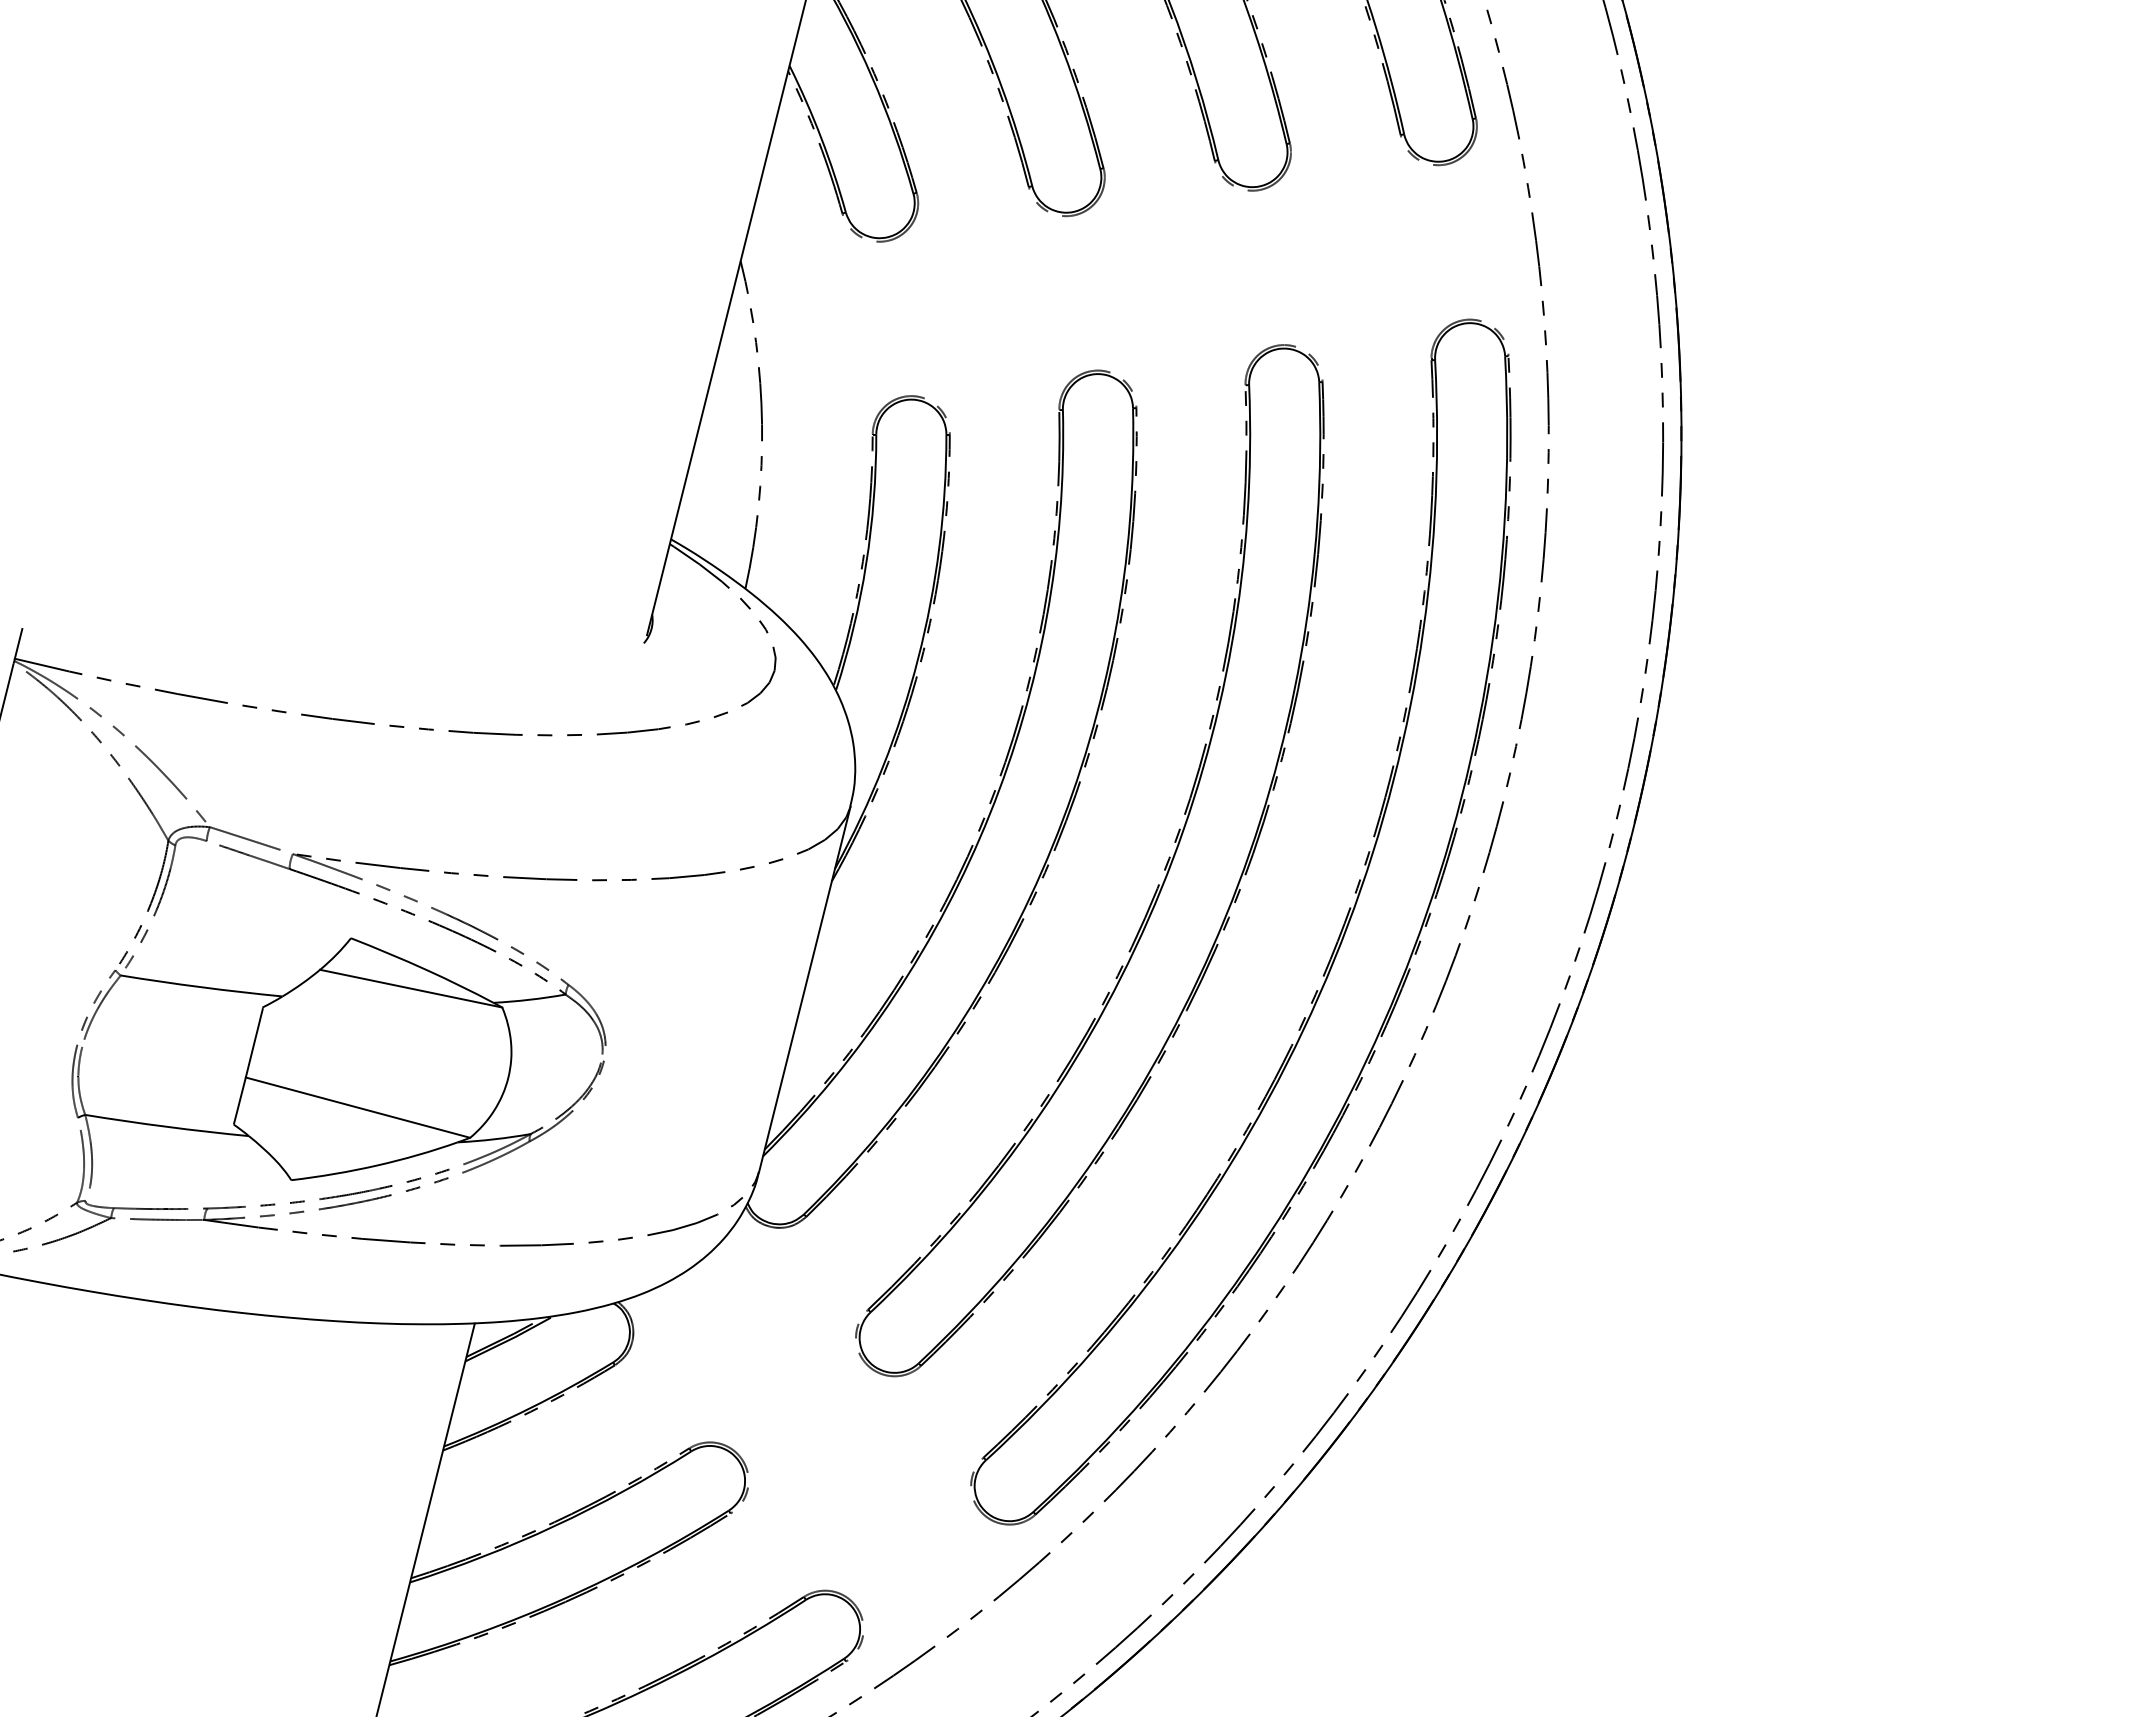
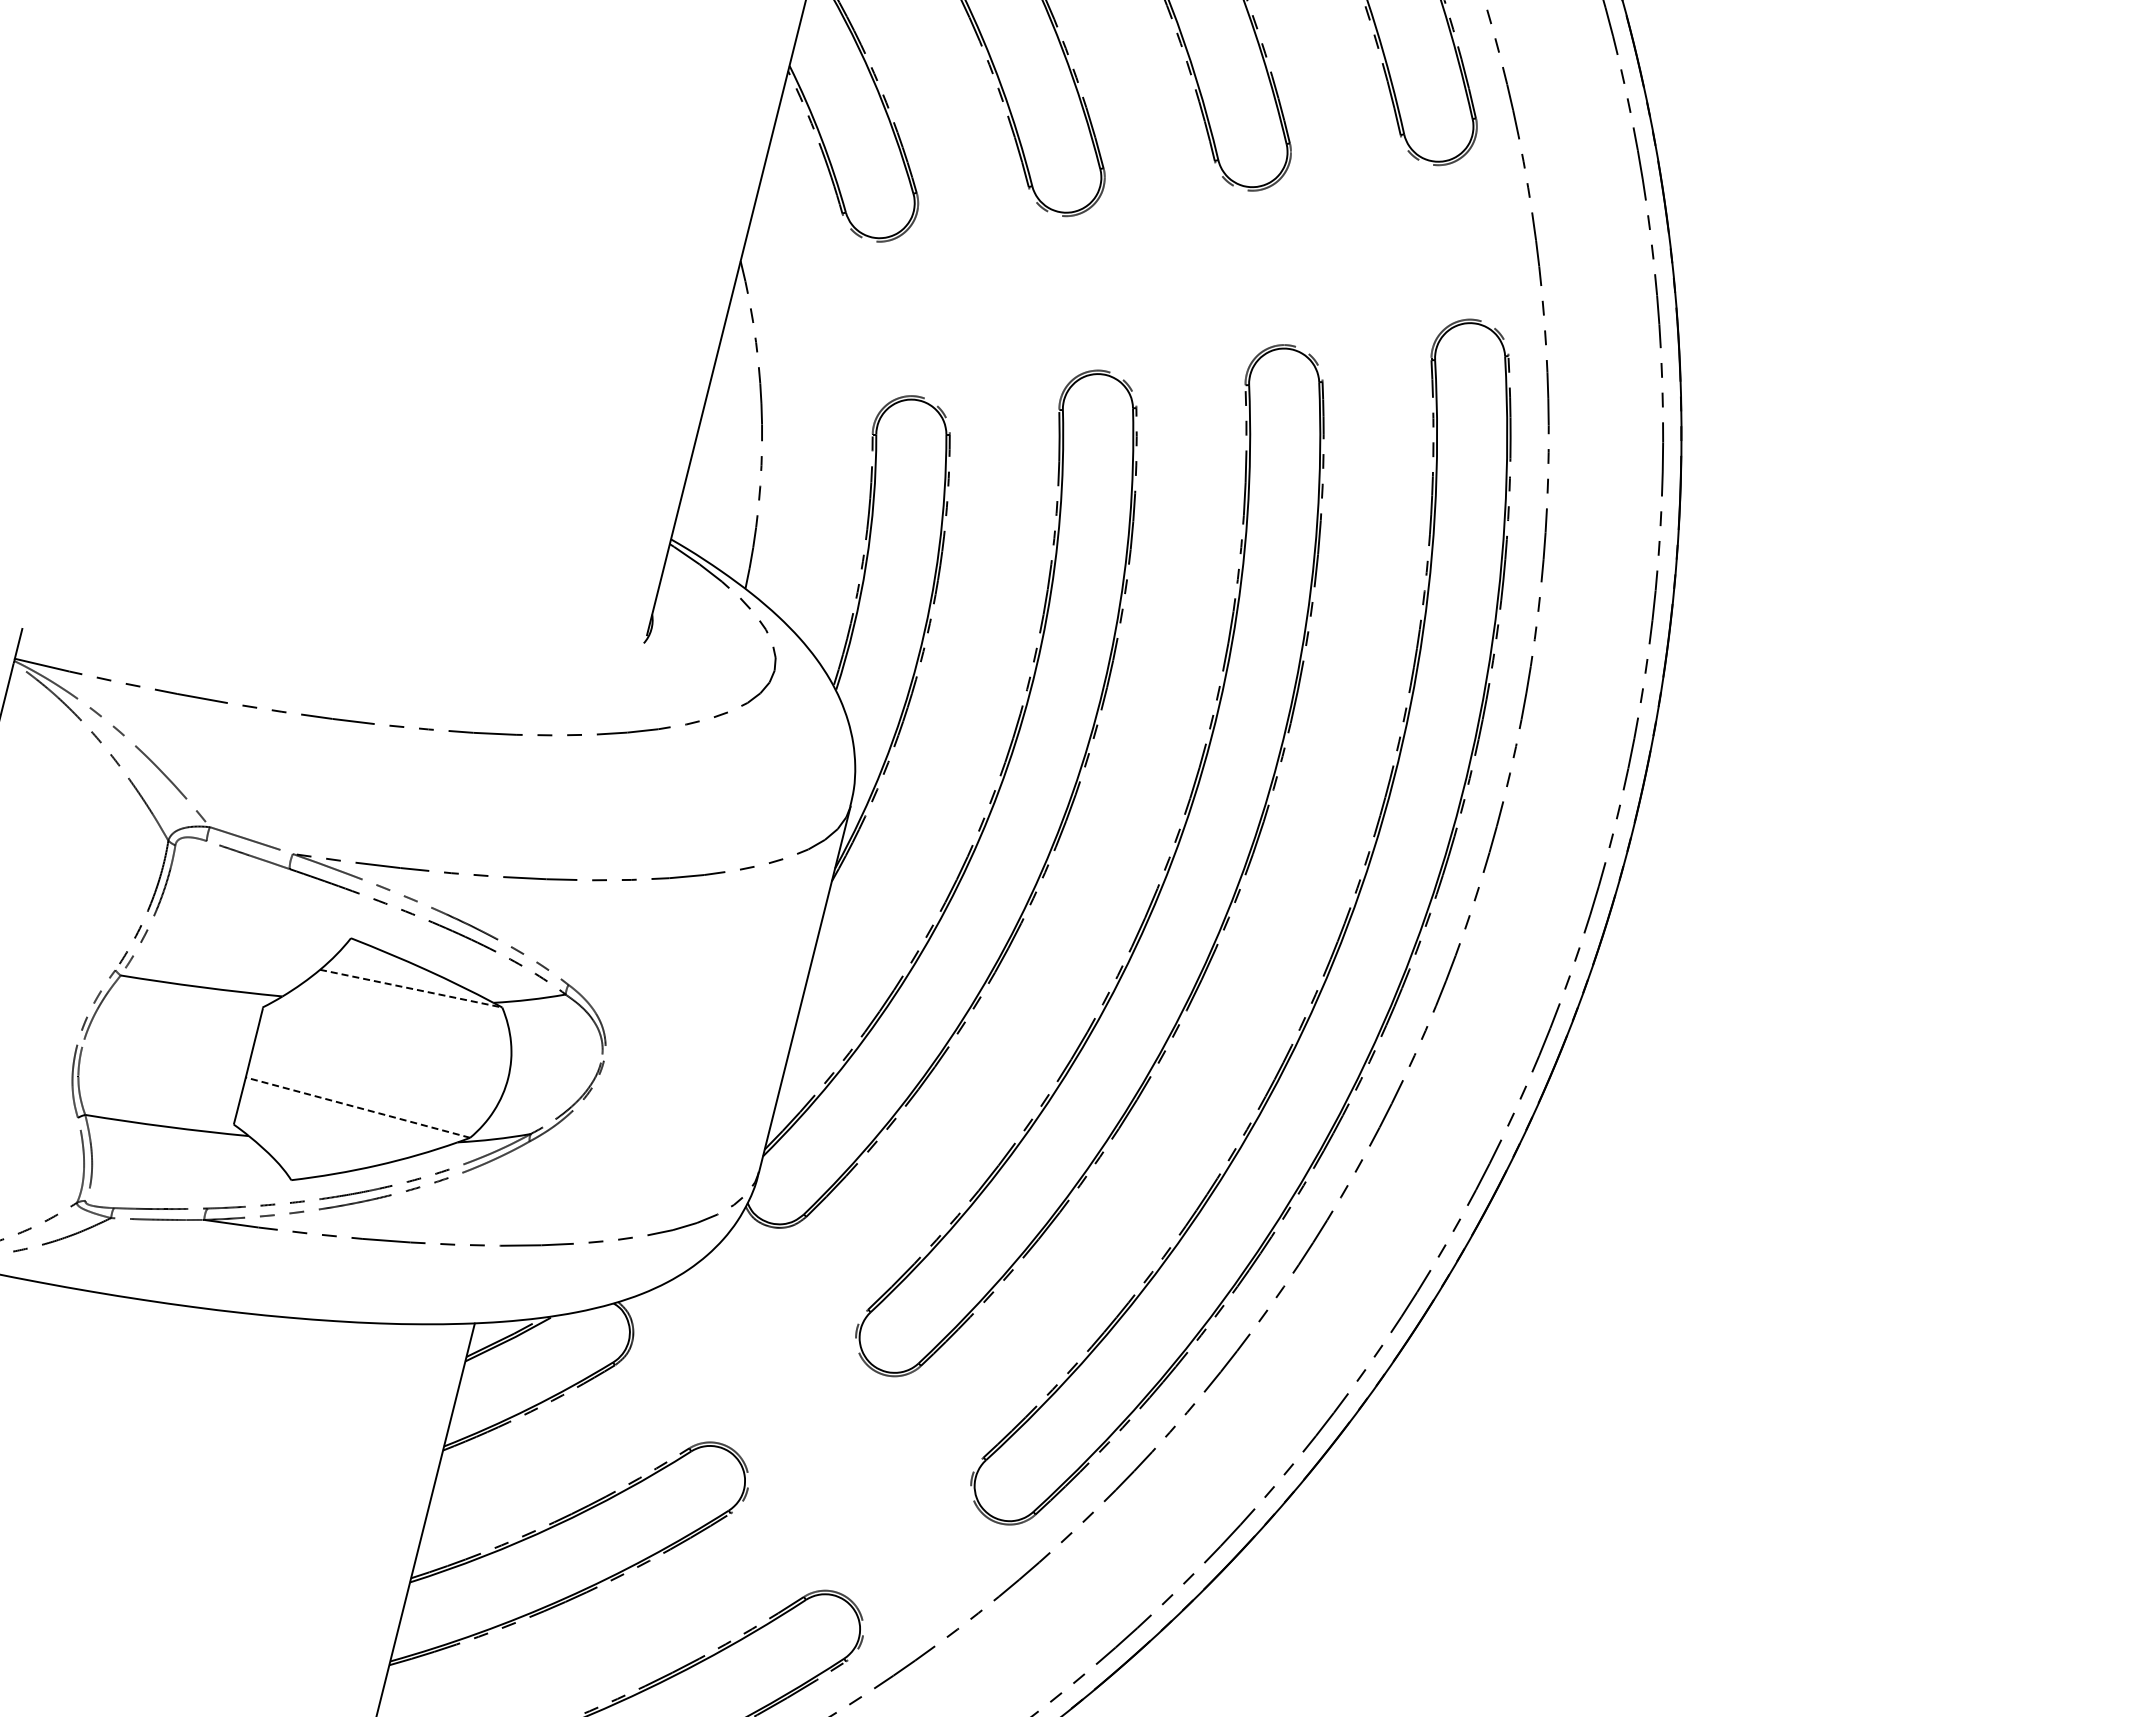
line: solid -> dashed (411, 988)
line: solid -> dashed (357, 1107)
